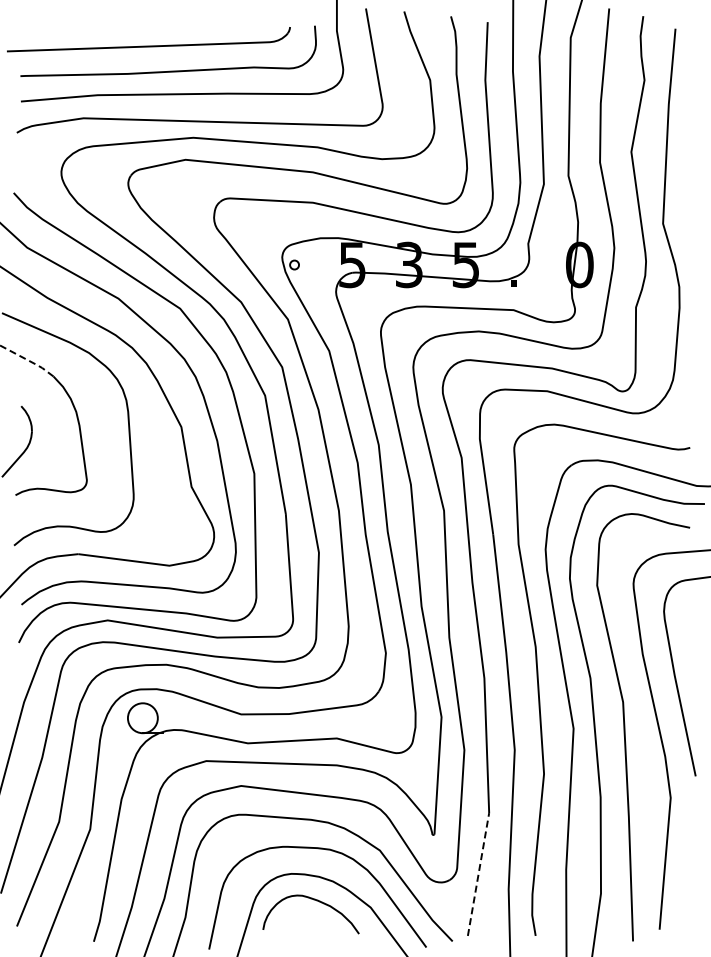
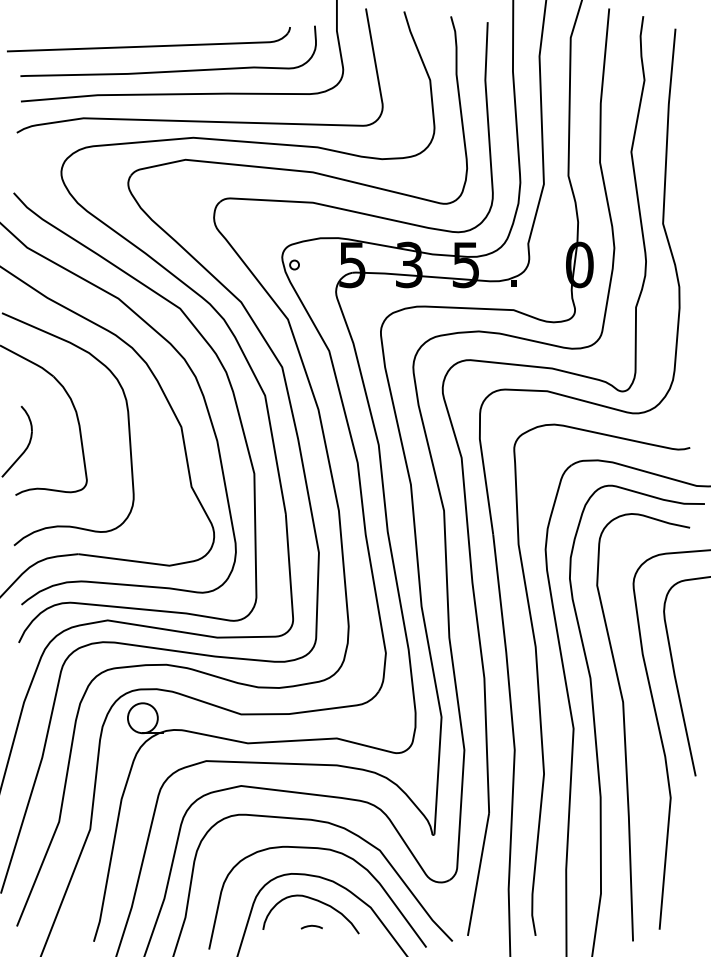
line: dashed -> solid (28, 360)
line: dashed -> solid (478, 874)
curve: none -> present (311, 926)
